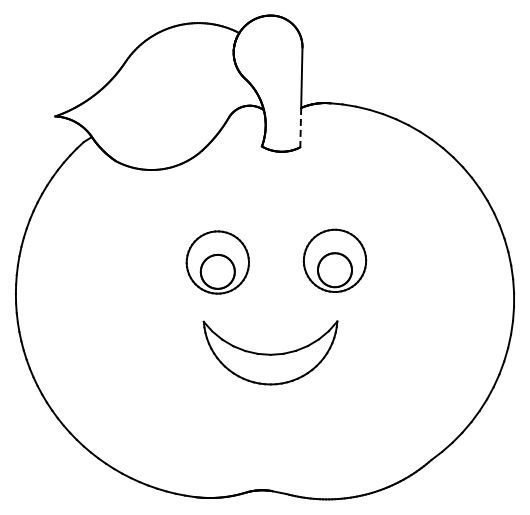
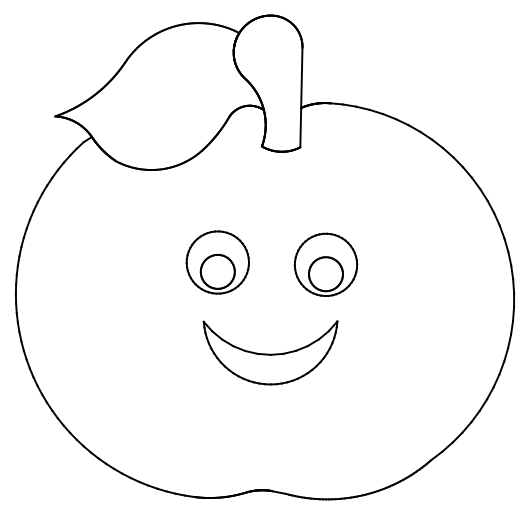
line: dashed -> solid (300, 127)
part position: (334, 260) -> (325, 264) (325, 264)
